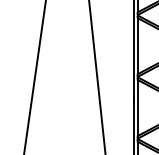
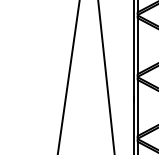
line position: (34, 76) -> (68, 76) (68, 76)
line position: (97, 76) -> (106, 76) (106, 76)
